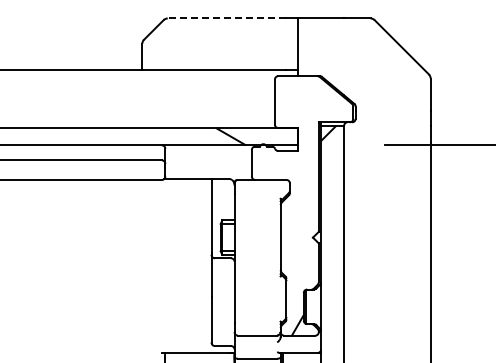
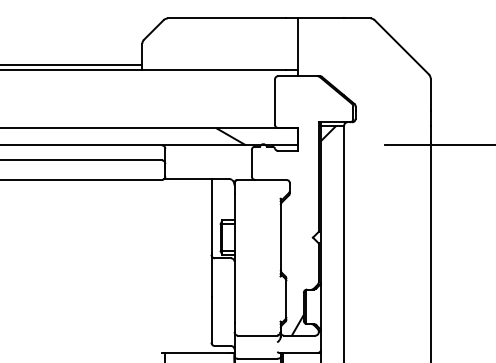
line: dashed -> solid (226, 18)
line: none -> present (72, 64)
